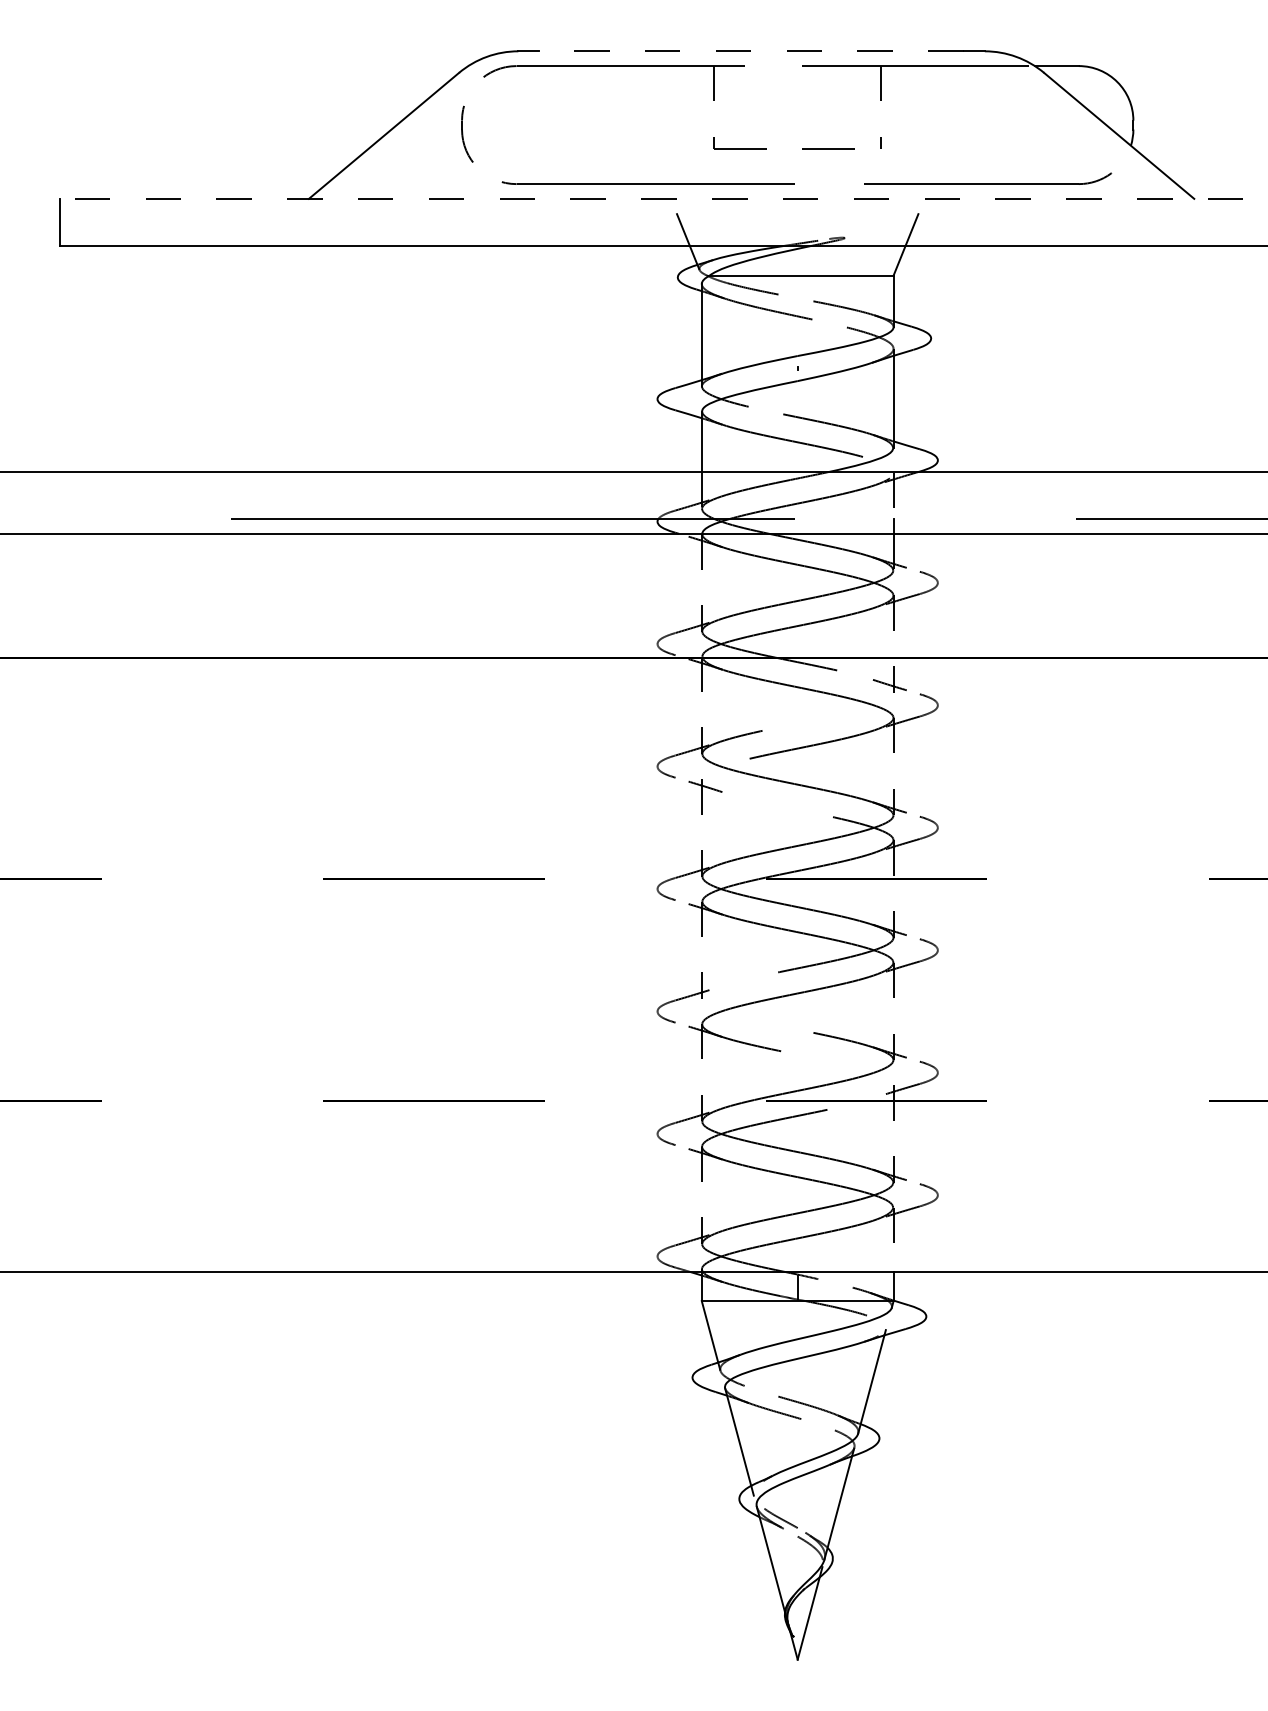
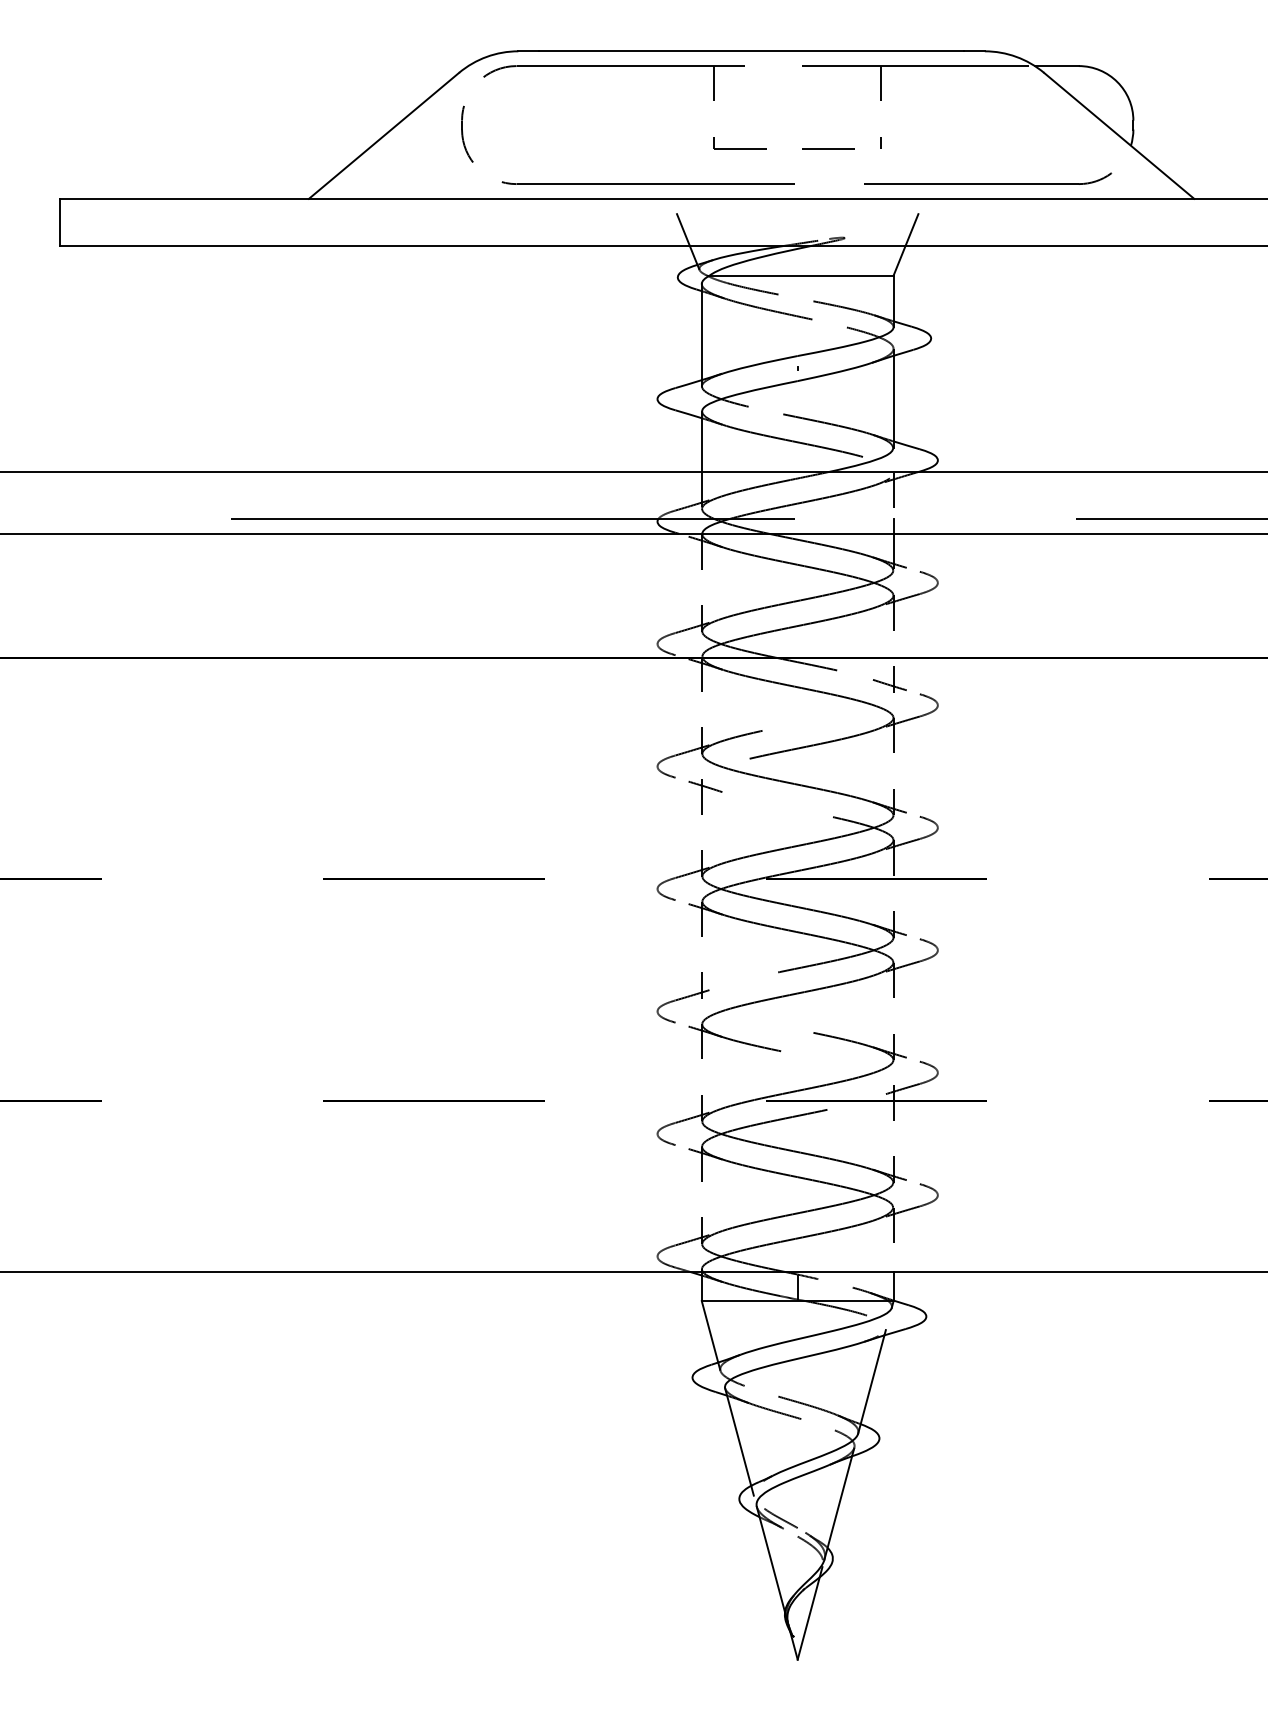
line: dashed -> solid (751, 51)
line: dashed -> solid (663, 198)
